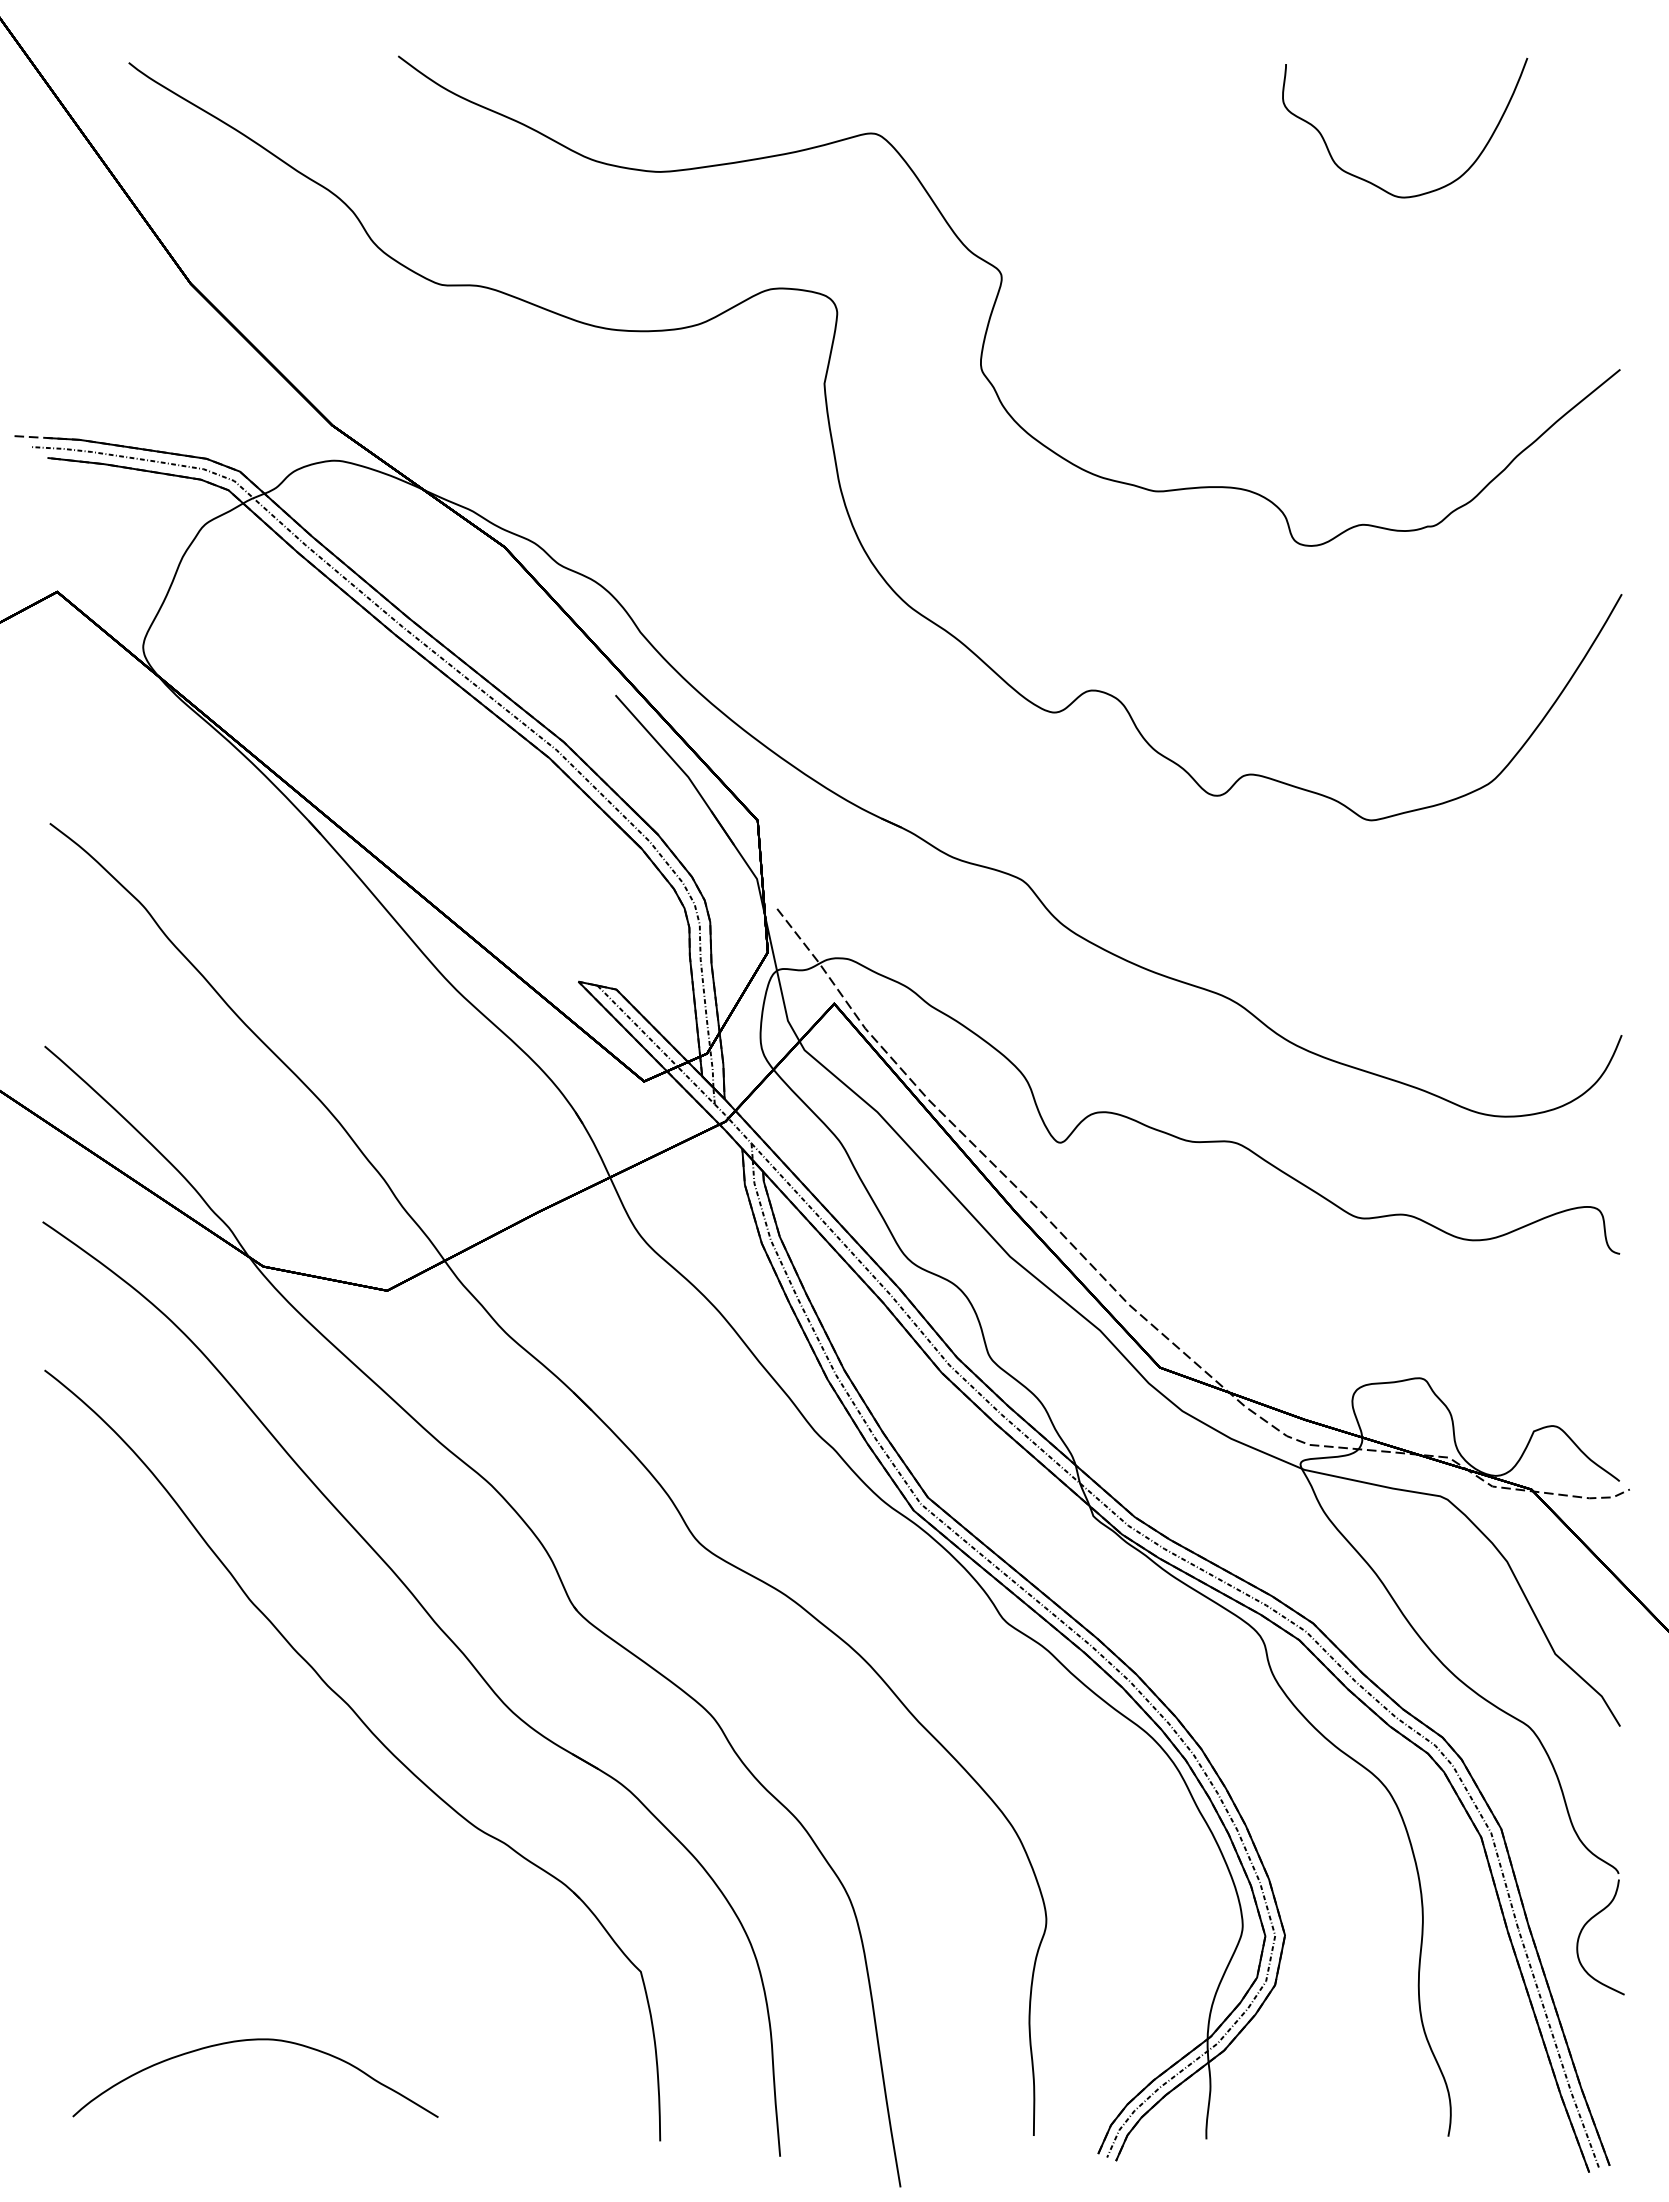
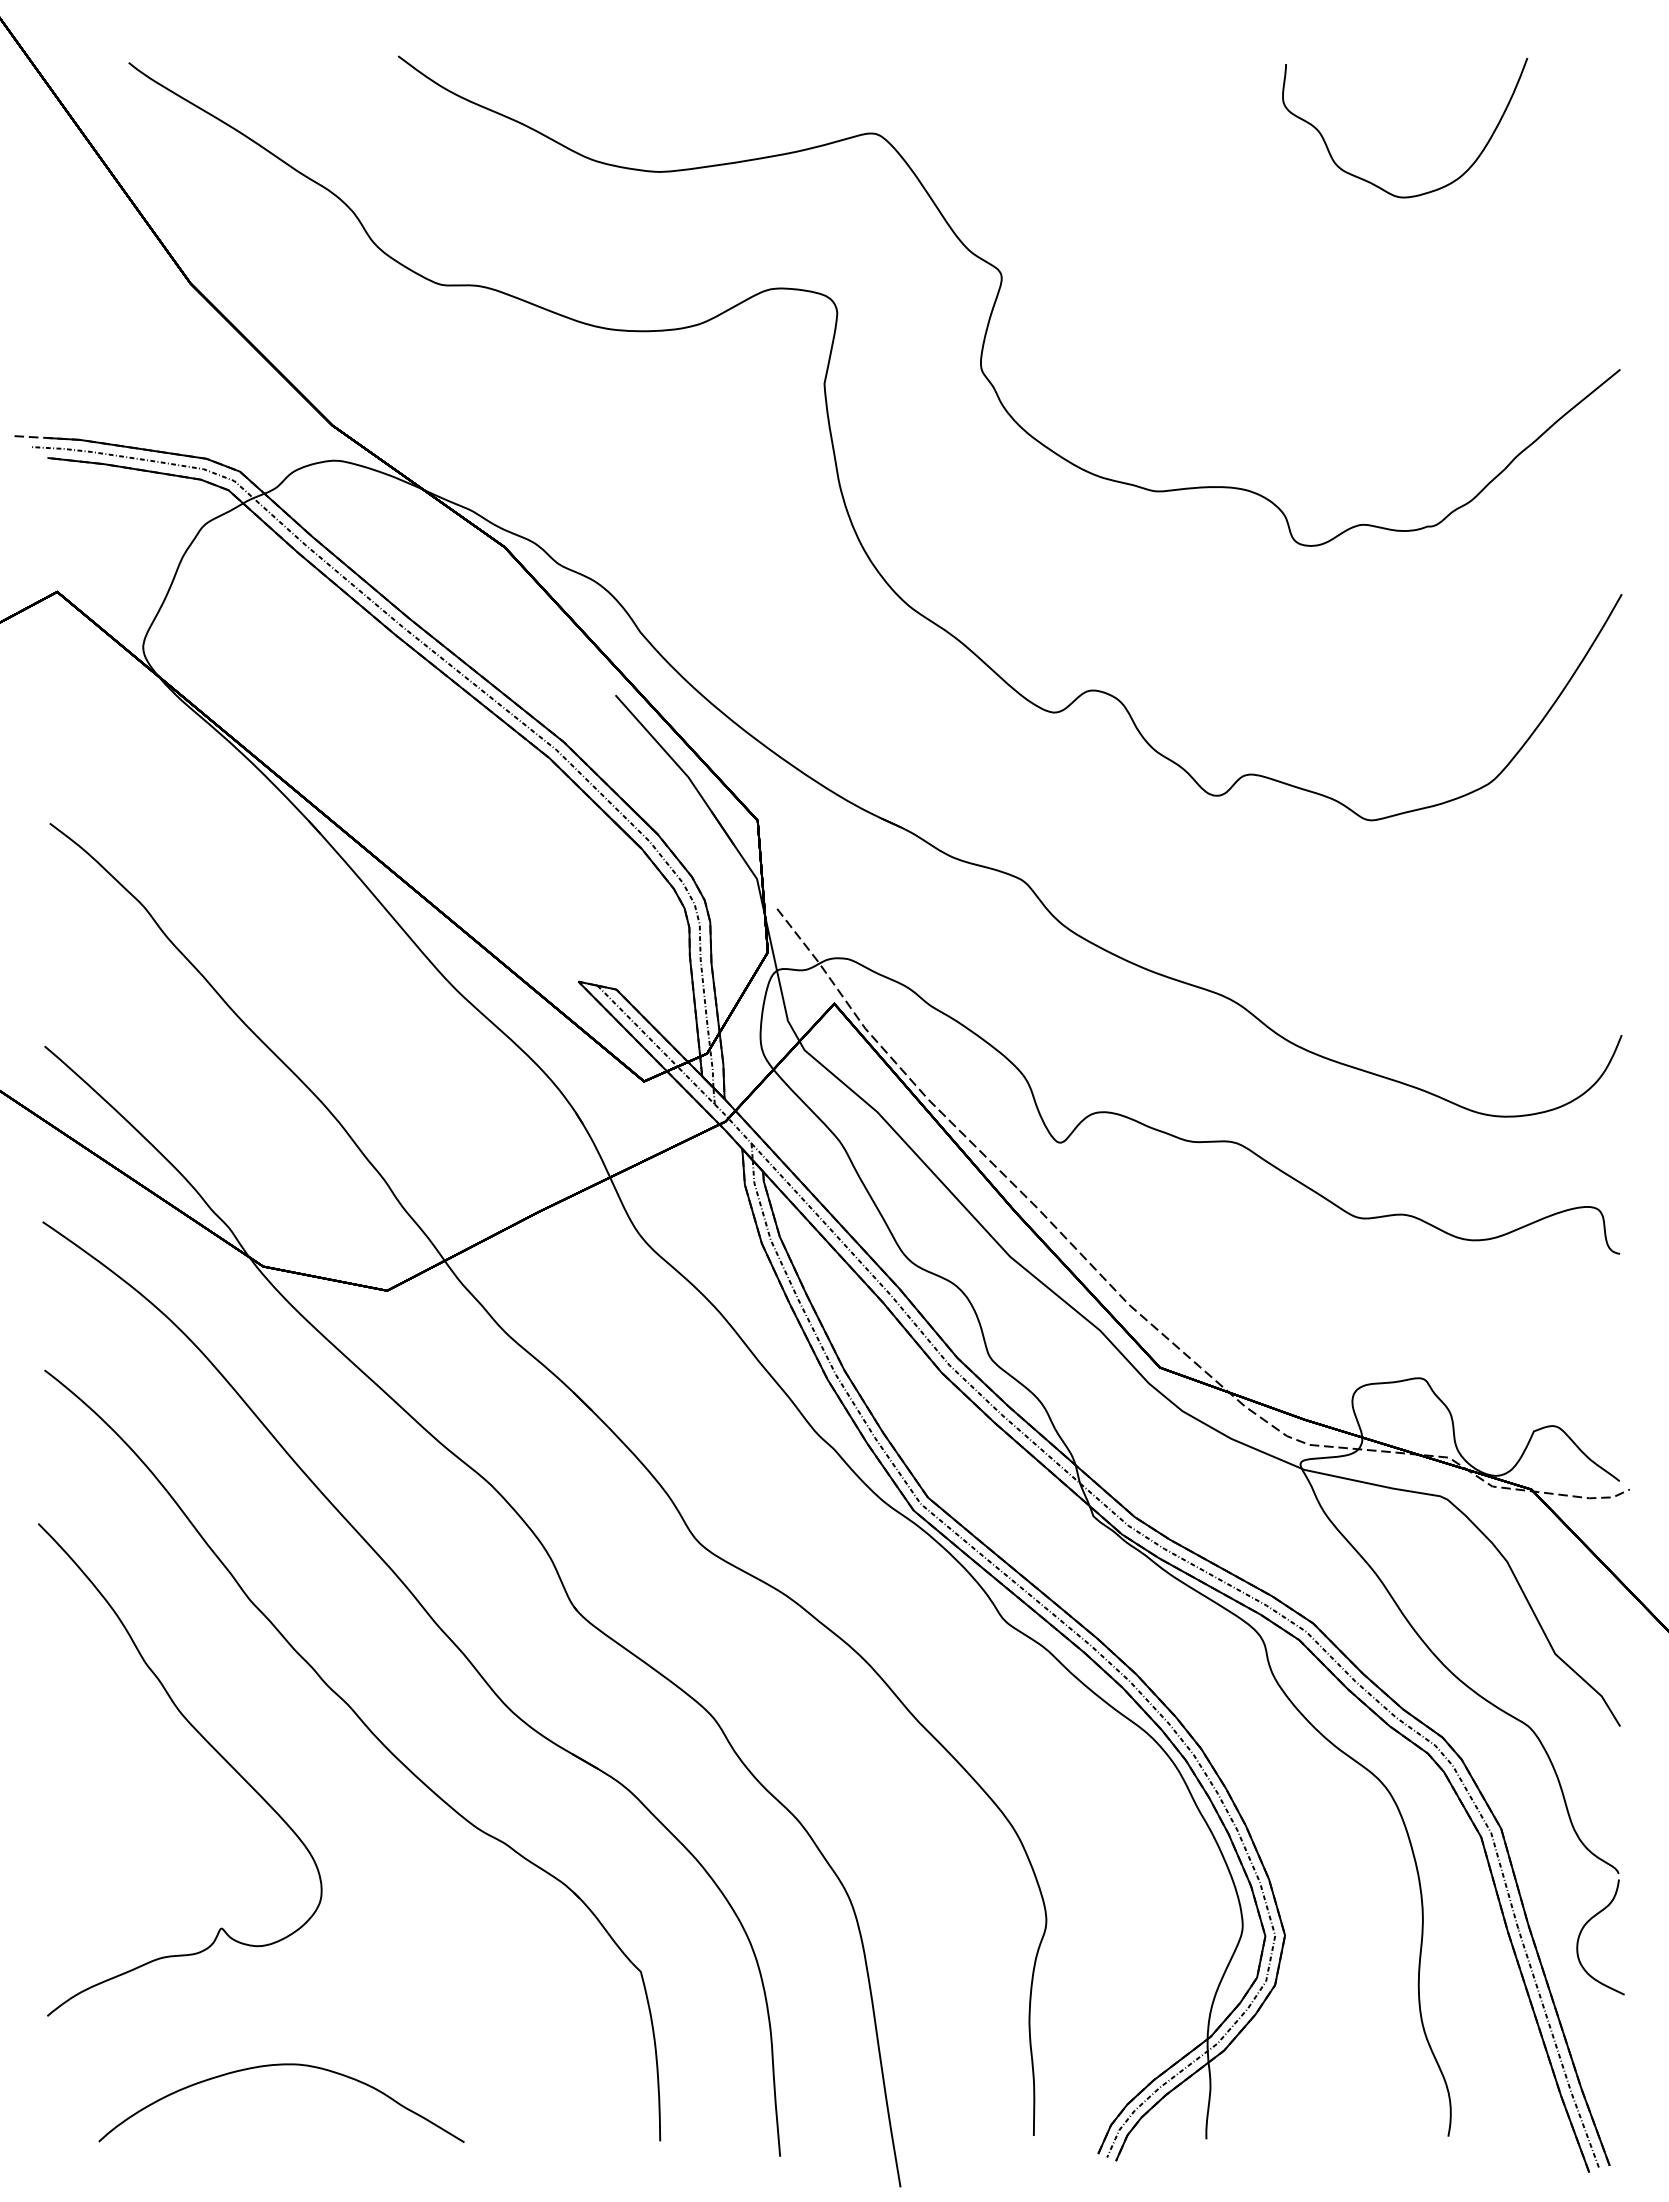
curve: none -> present (206, 1742)
curve position: (255, 2040) -> (281, 2065) (281, 2065)
